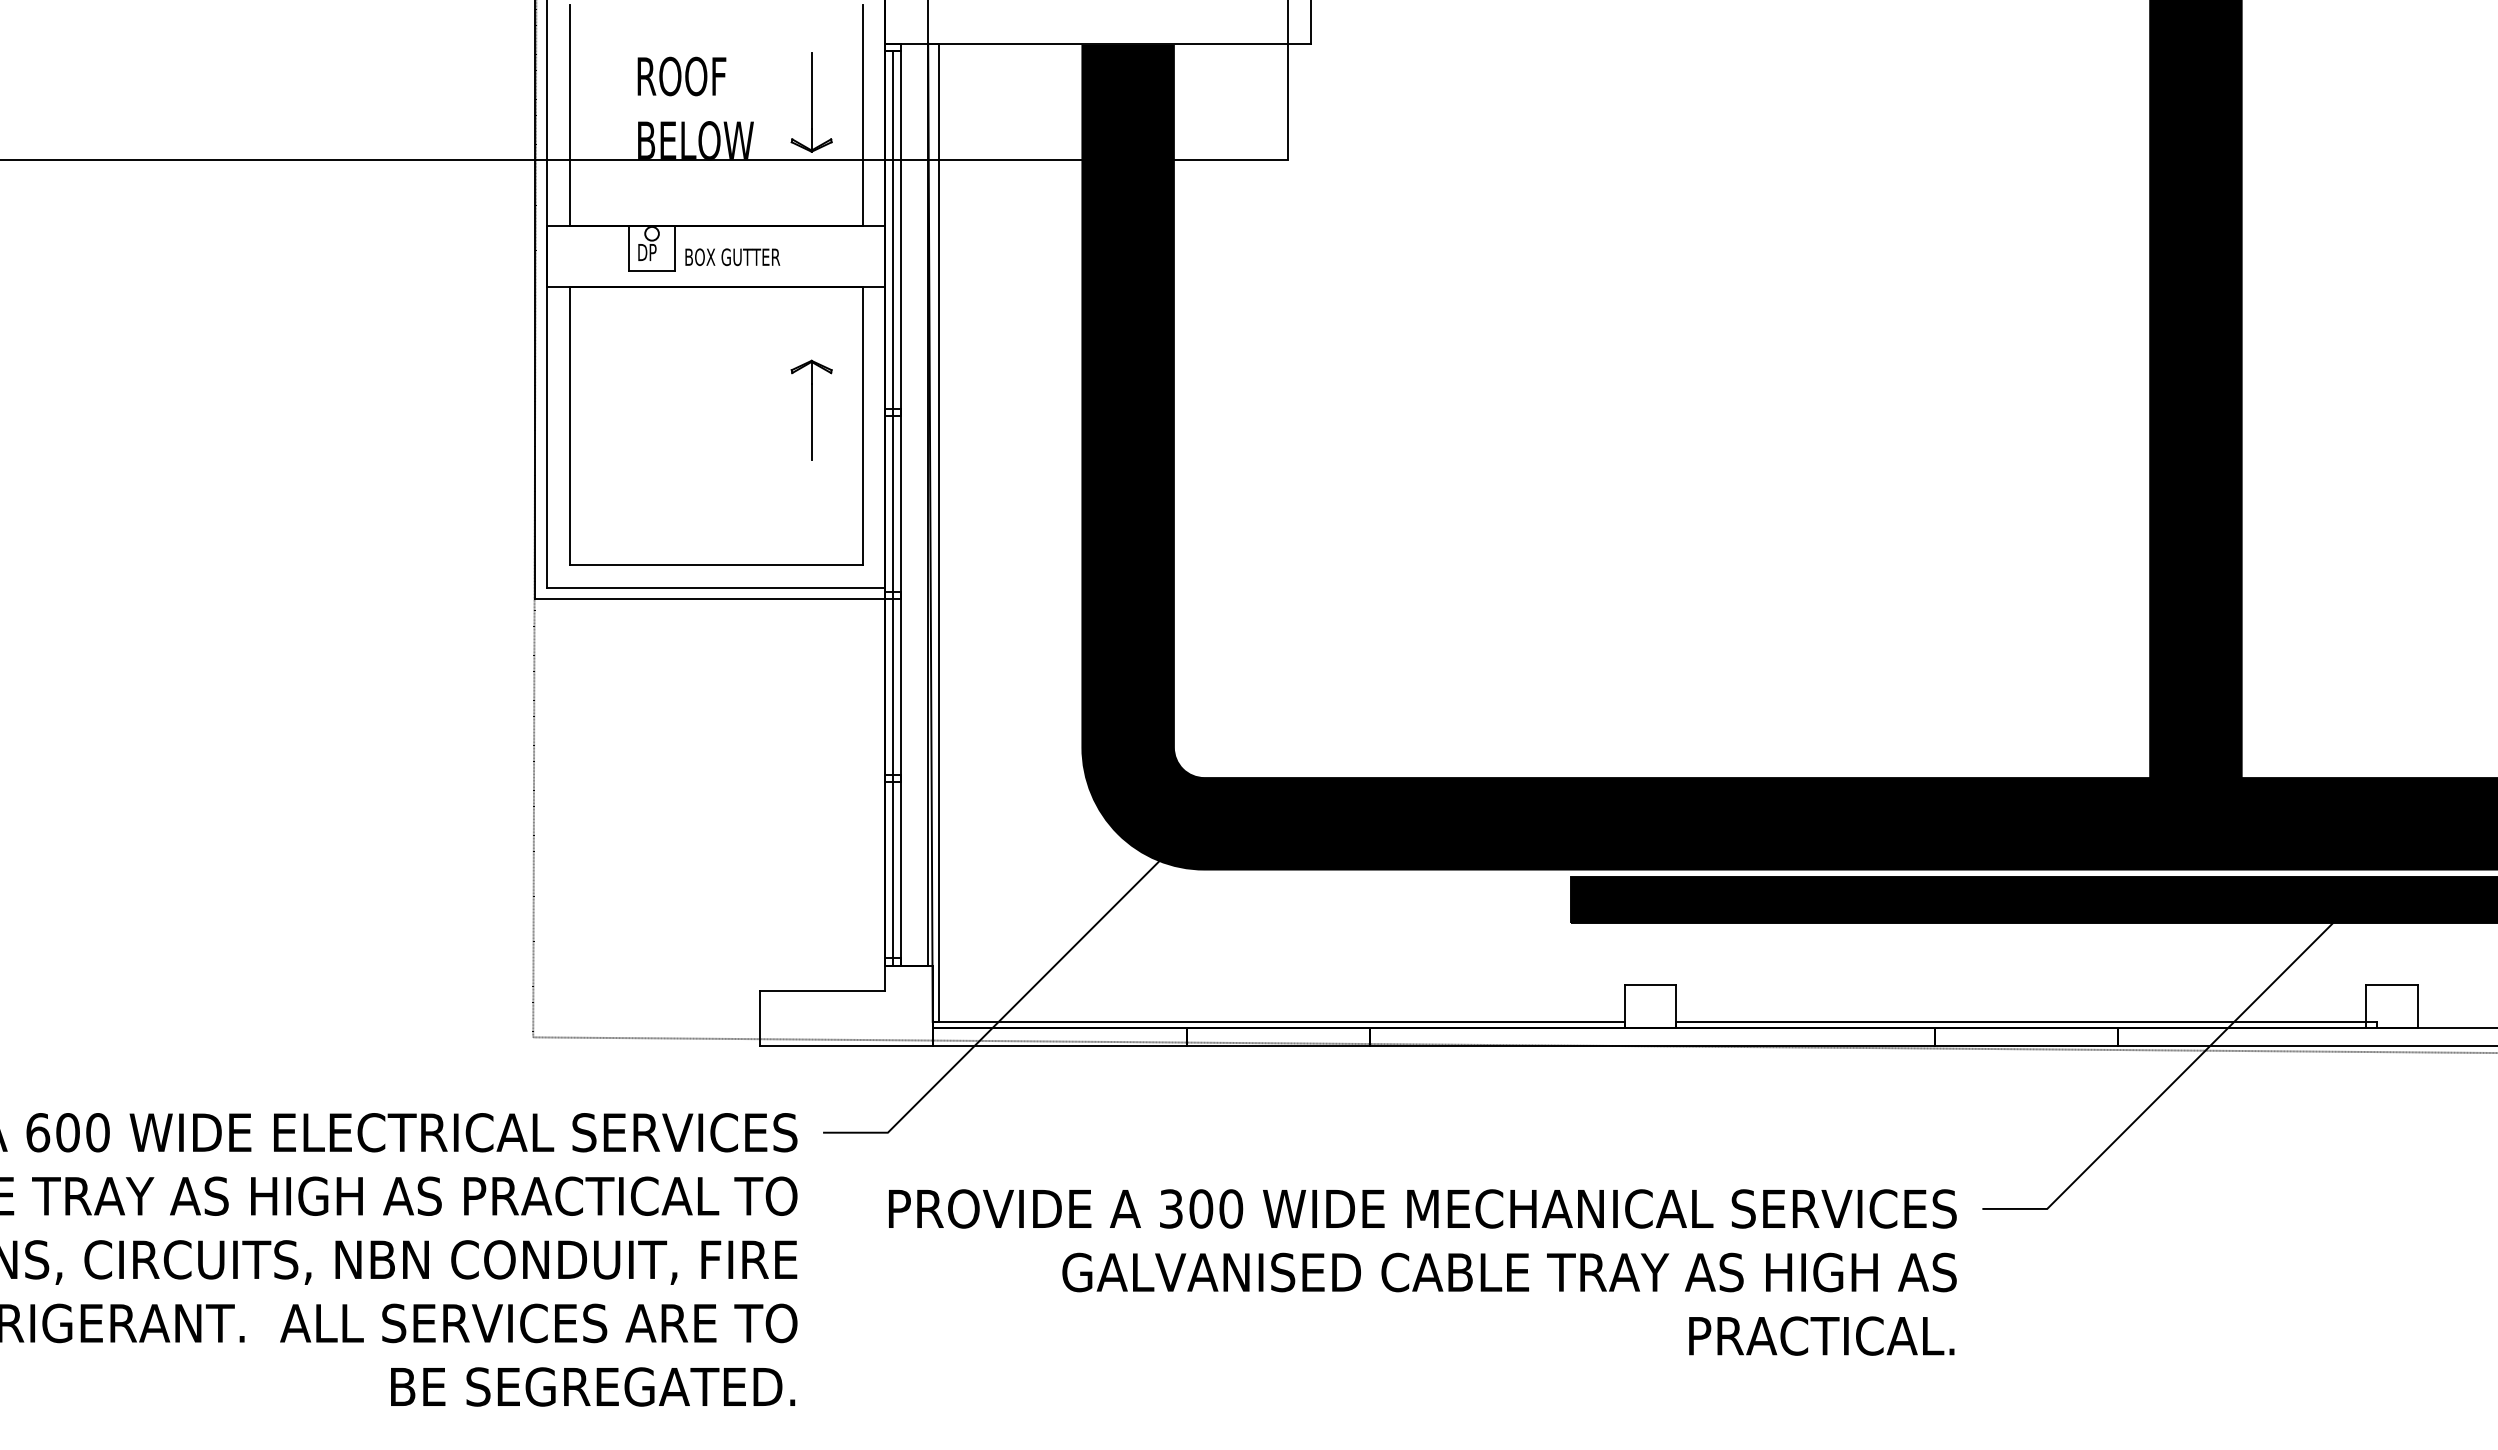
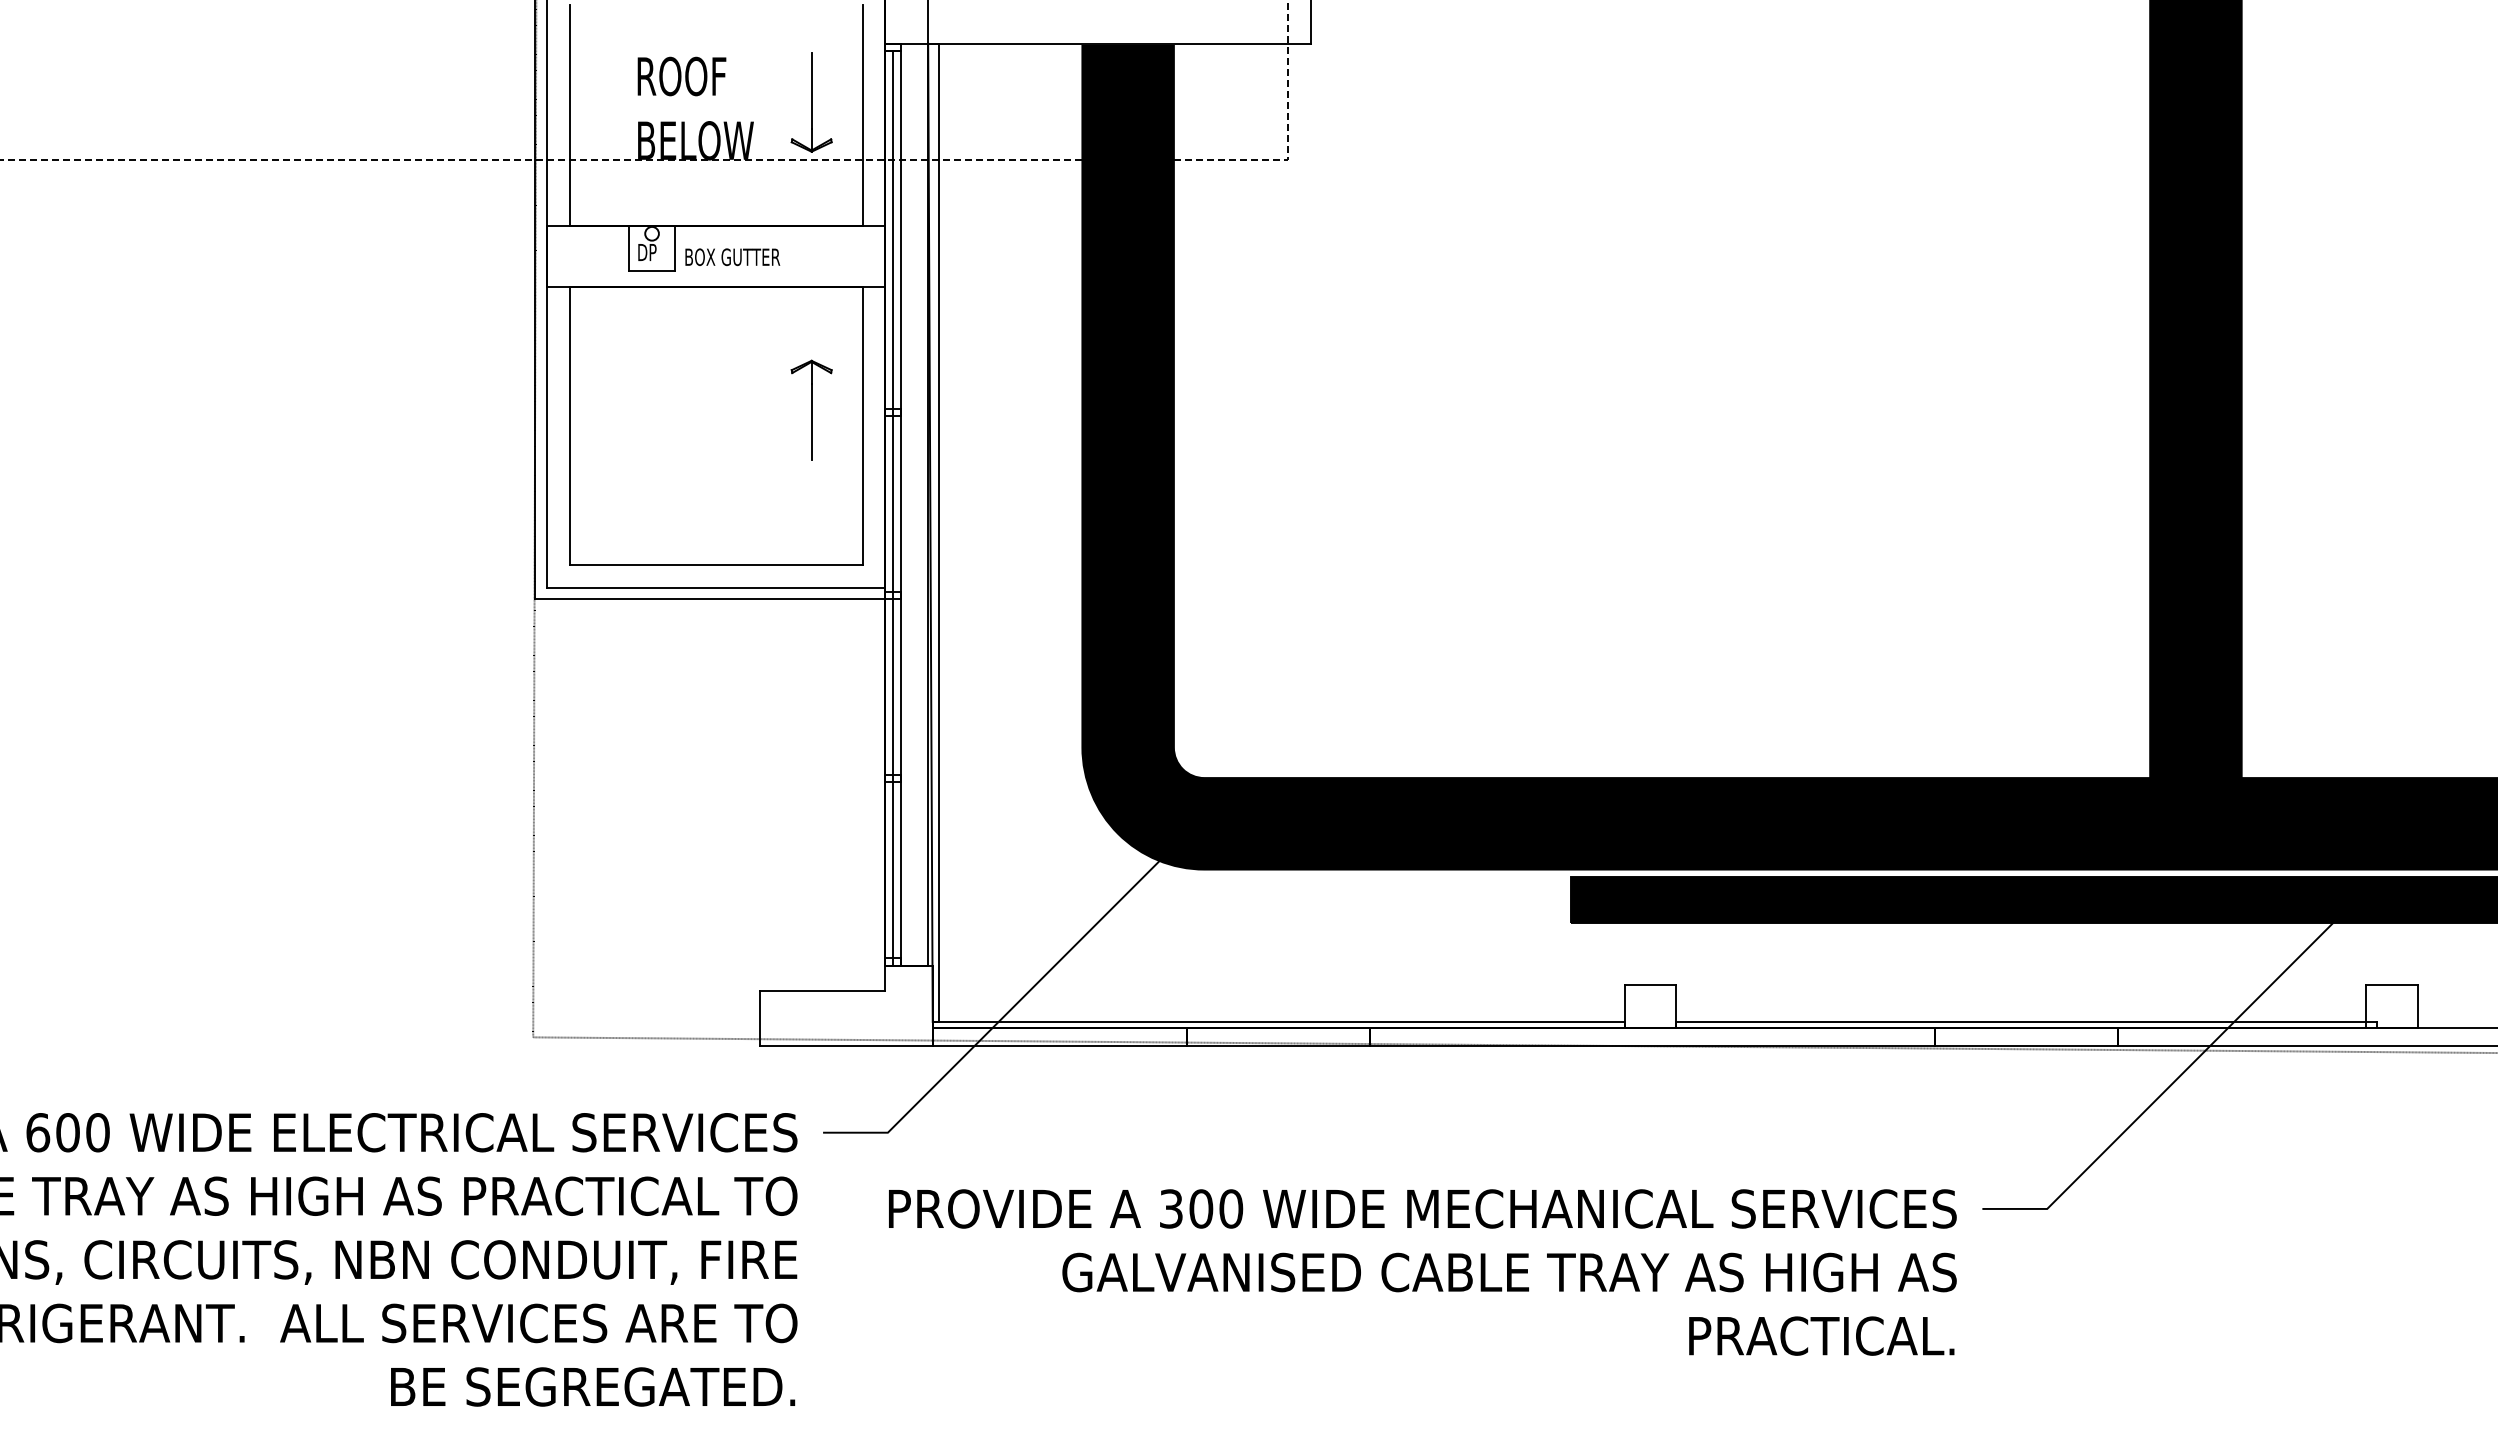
line: solid -> dashed (724, 160)
